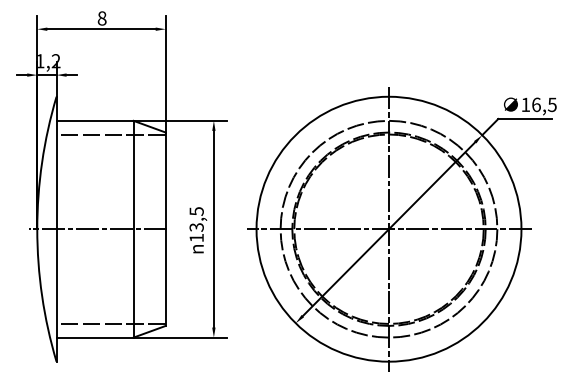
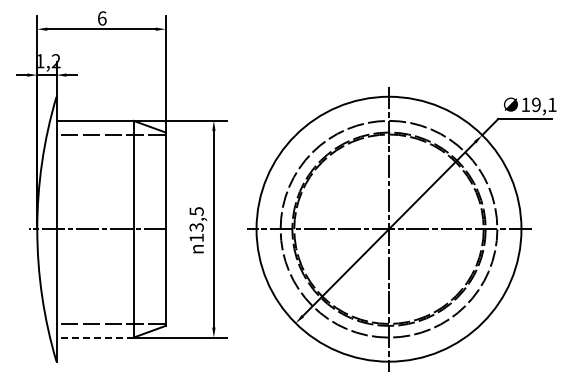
text: 8 -> 6 (101, 18)
text: 16,5 -> 19,1 (544, 104)
line: solid -> dashed (95, 337)
